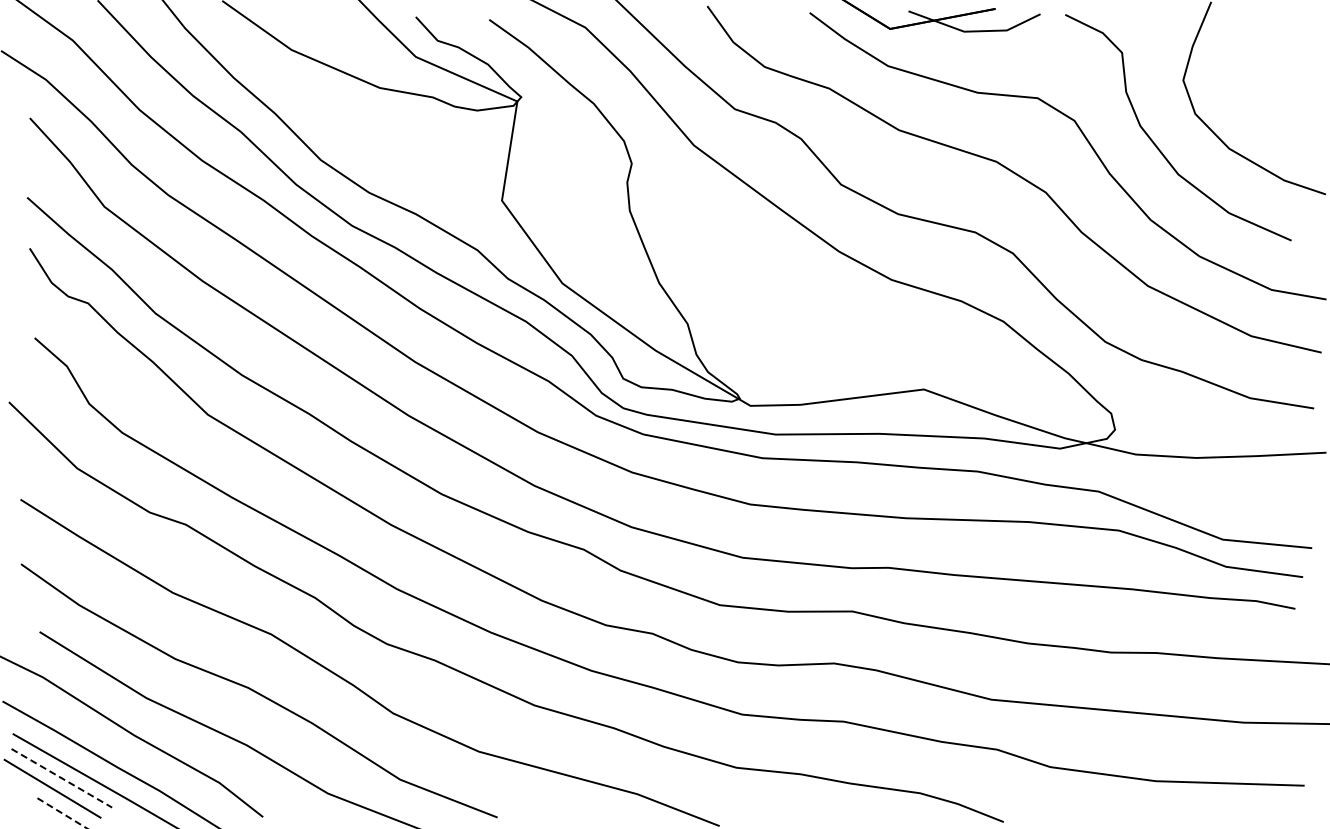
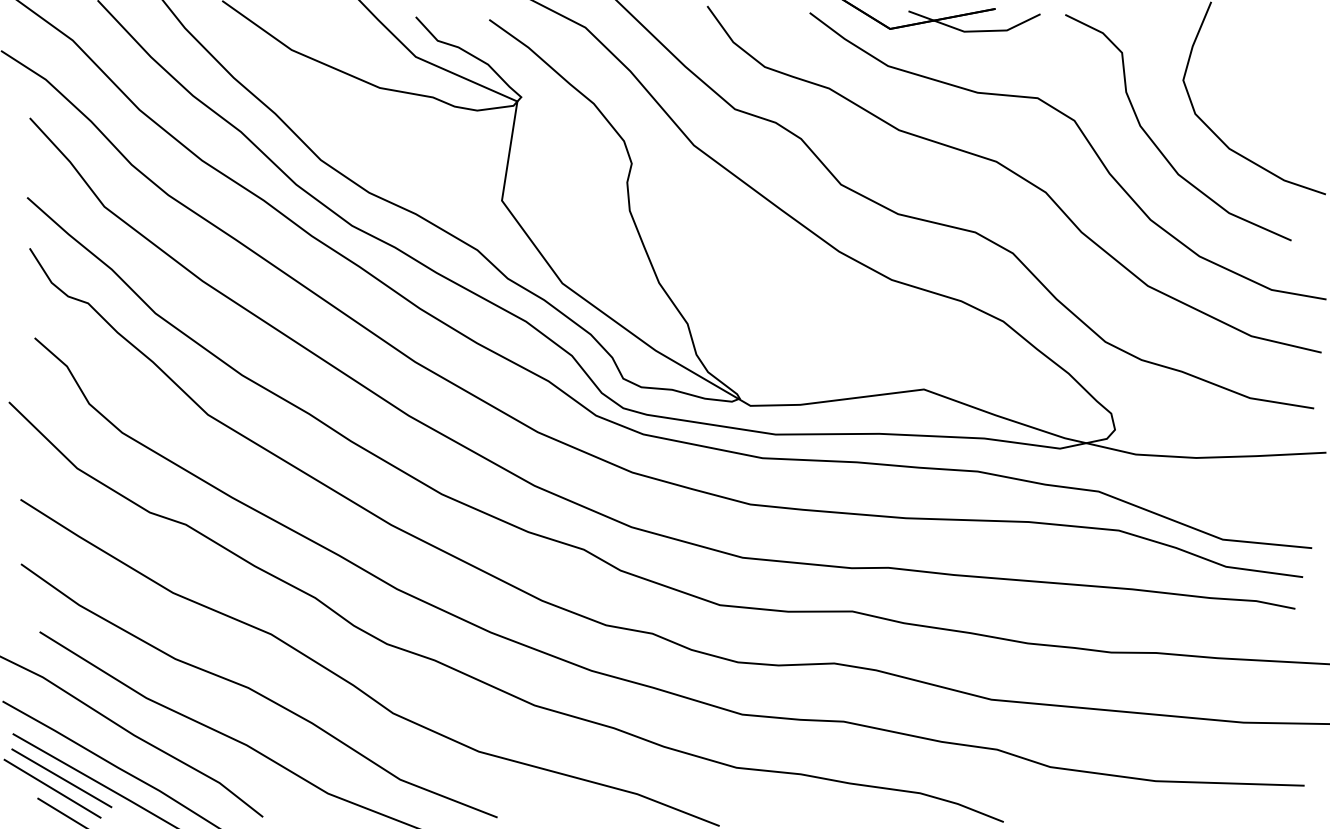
line: dashed -> solid (62, 778)
line: dashed -> solid (62, 813)
